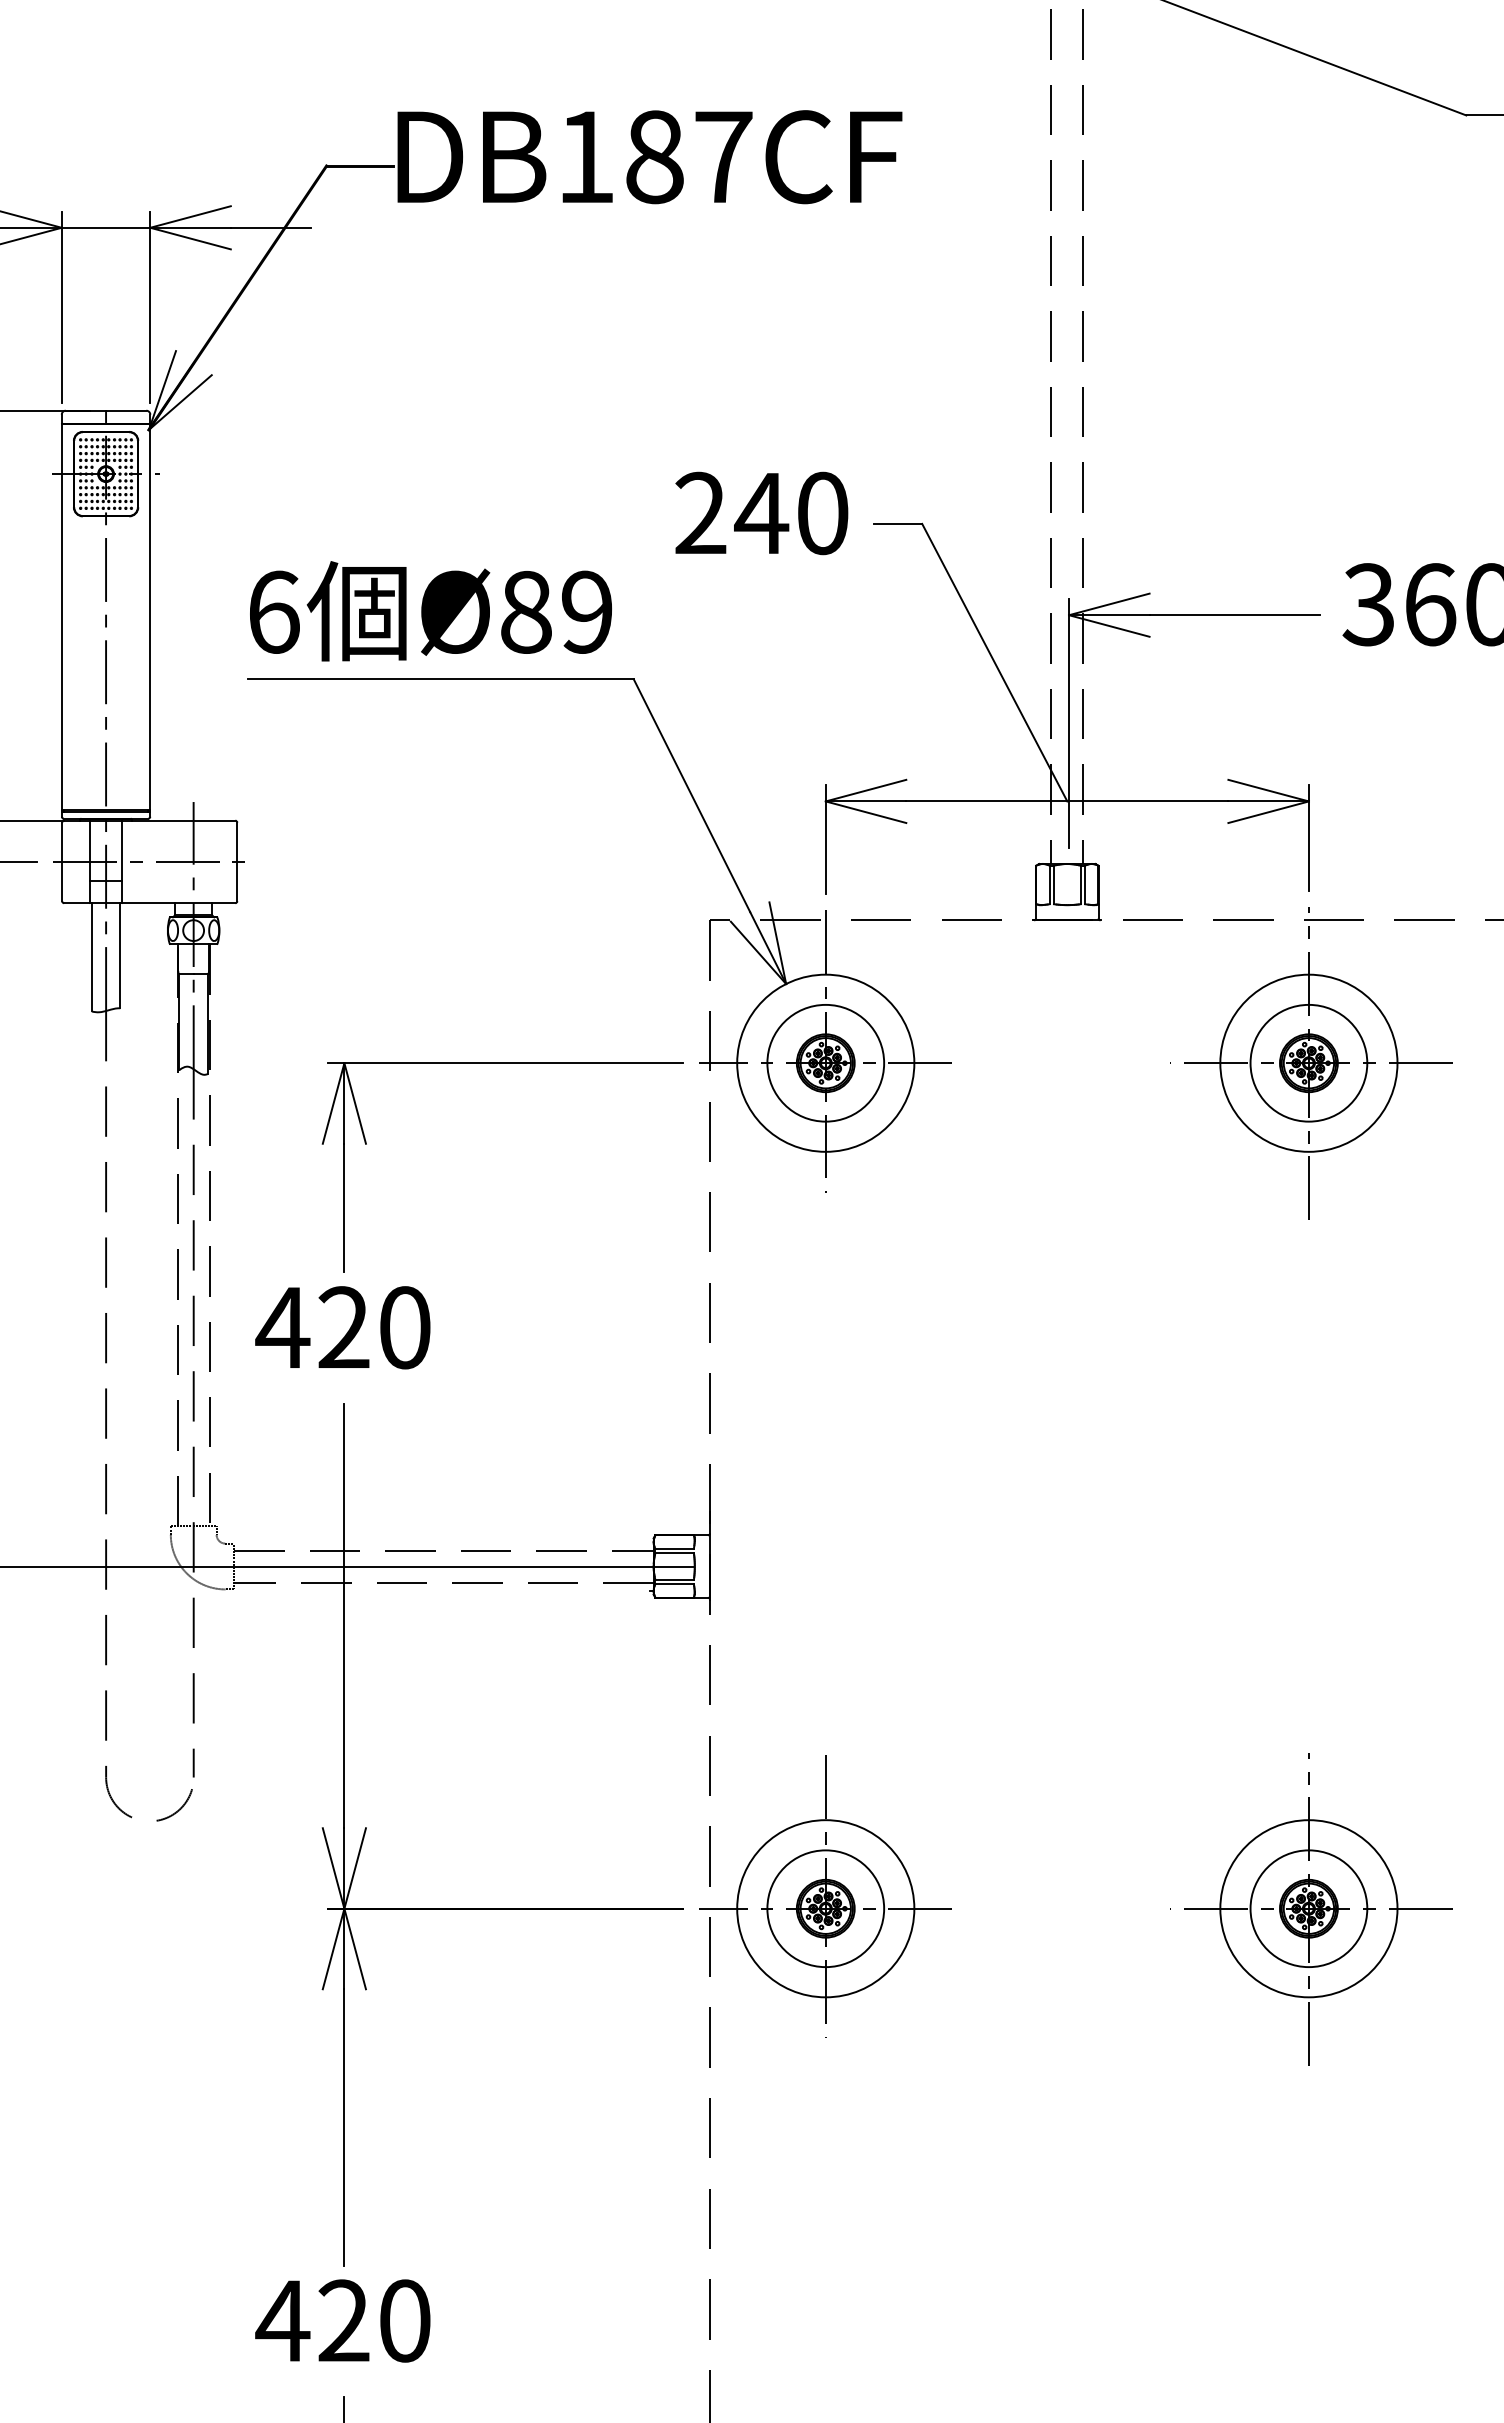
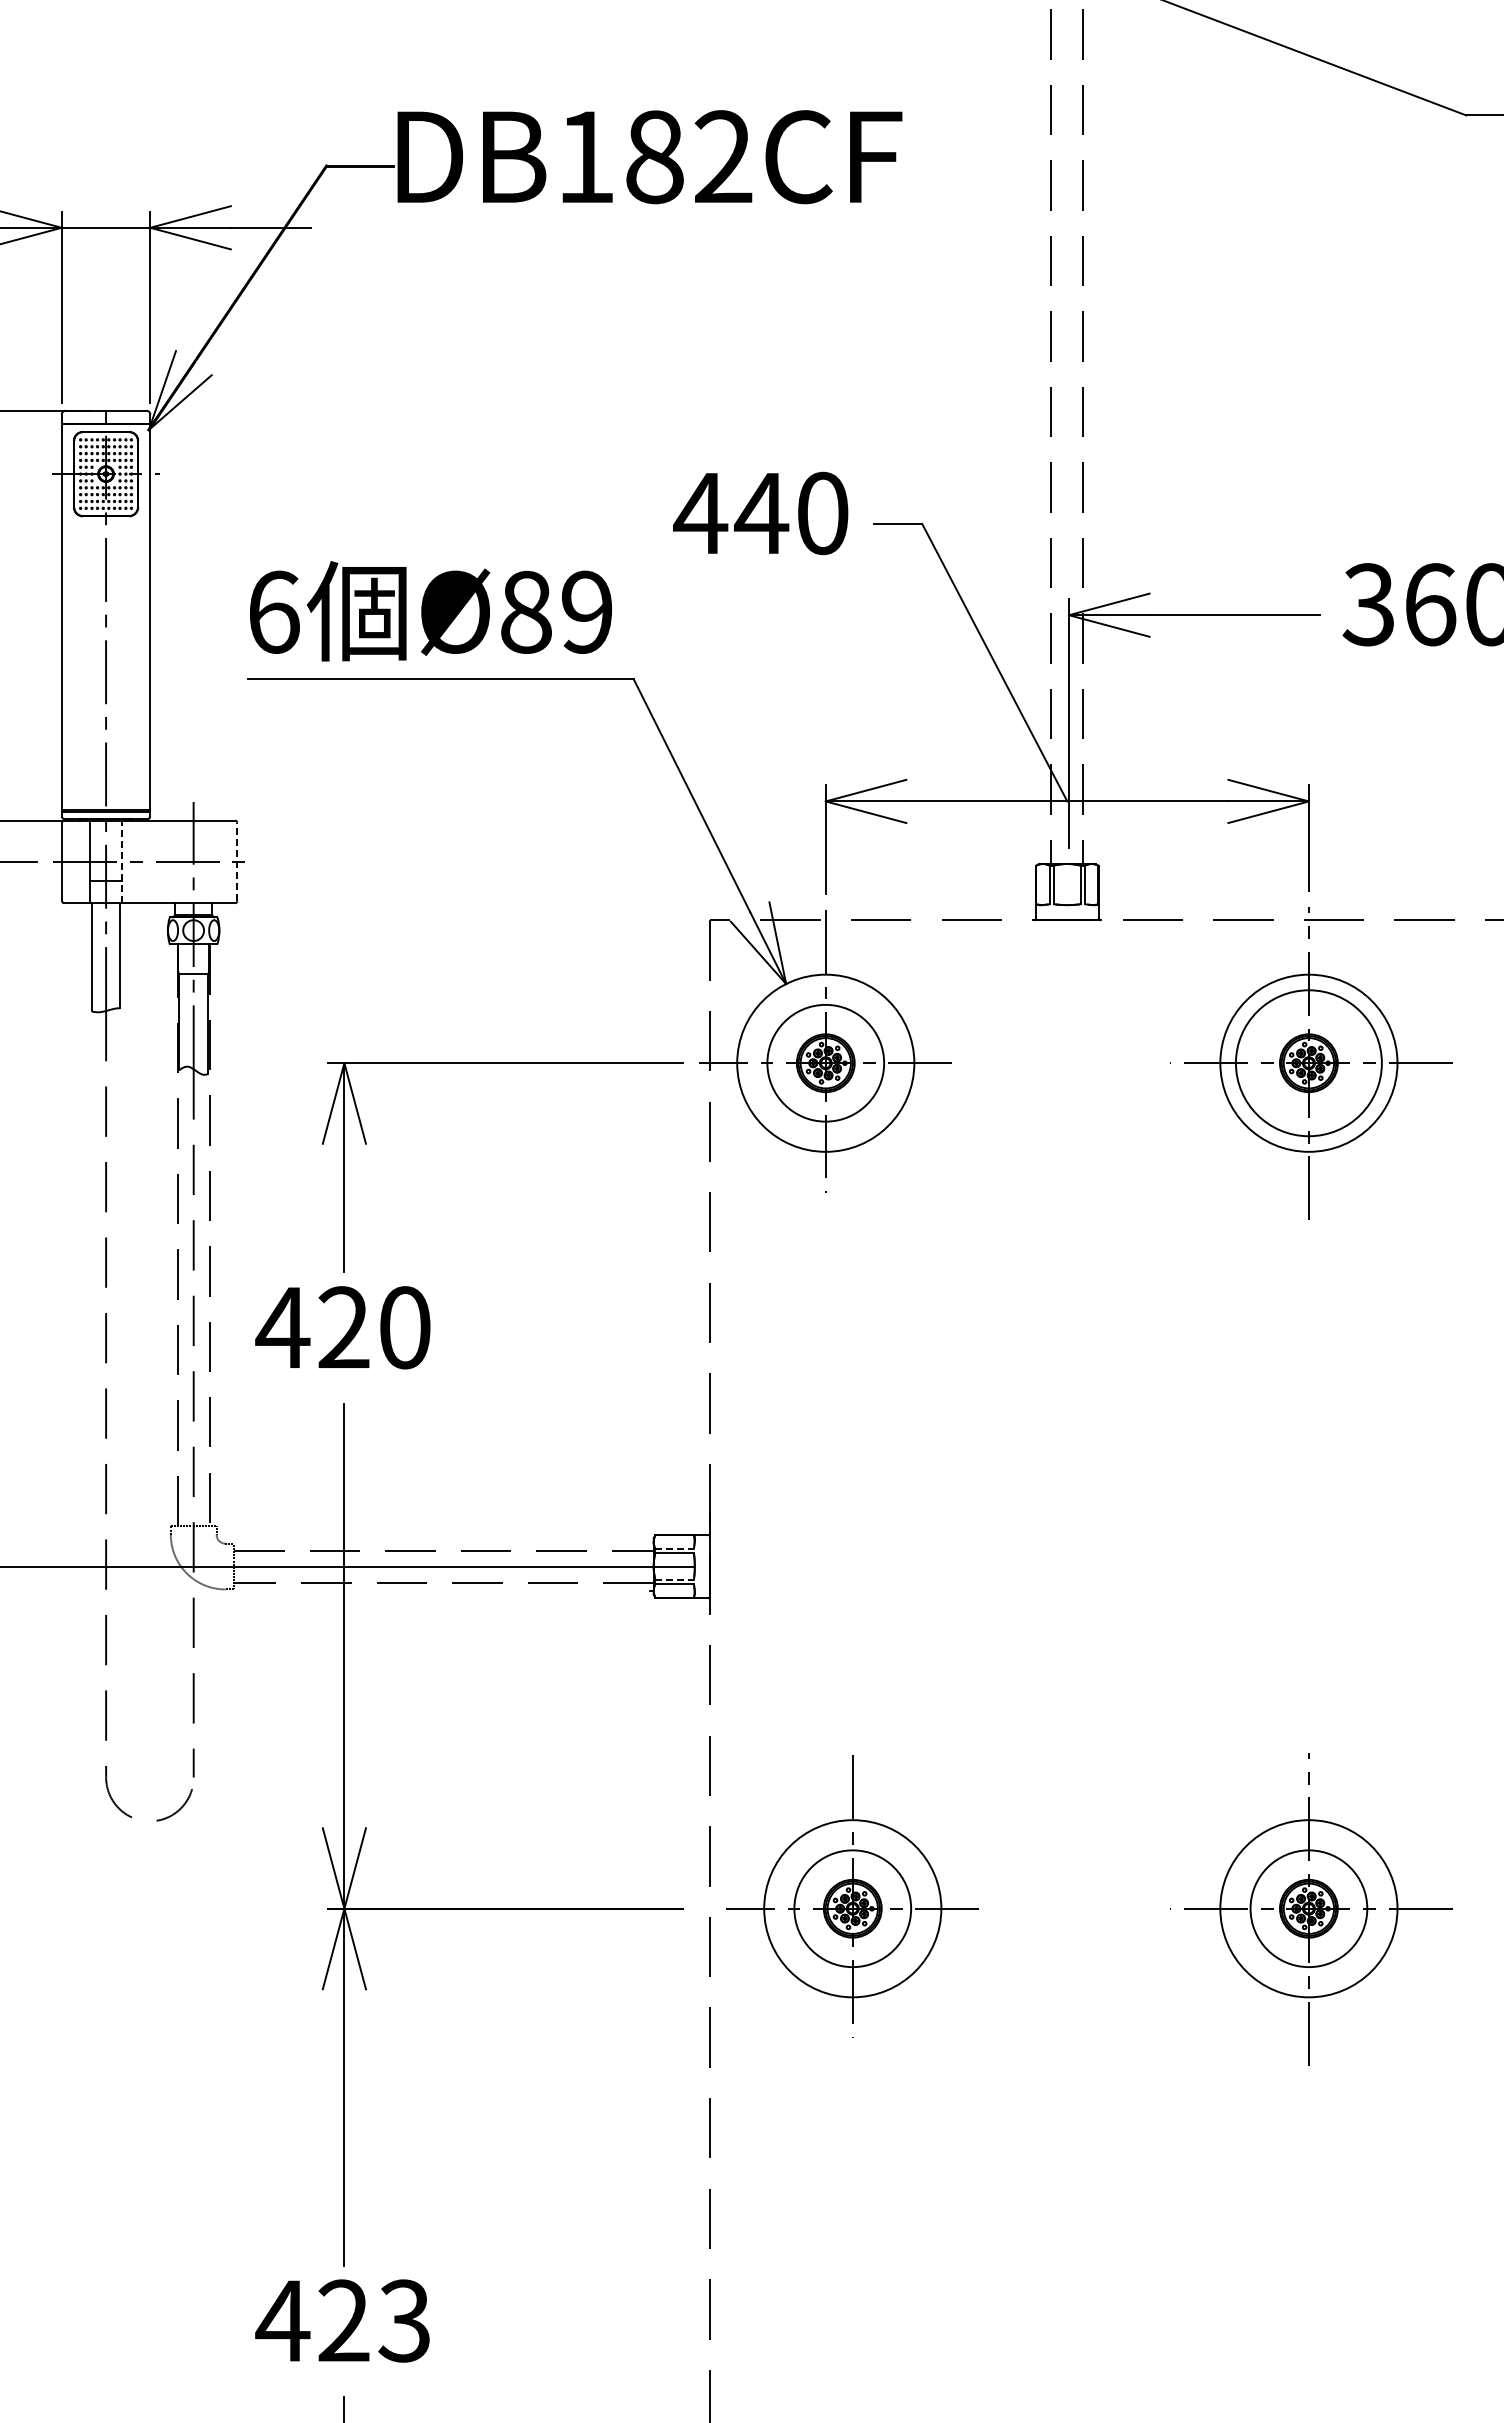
text: DB187CF -> DB182CF (723, 156)
text: 240 -> 440 (700, 512)
line: solid -> dashed (122, 861)
line: solid -> dashed (237, 861)
circle diameter: 117 px -> 146 px (1308, 1063)
line: solid -> dashed (675, 1548)
line: solid -> dashed (675, 1579)
part position: (825, 1896) -> (852, 1896) (852, 1896)
text: 420 -> 423 (404, 2320)
